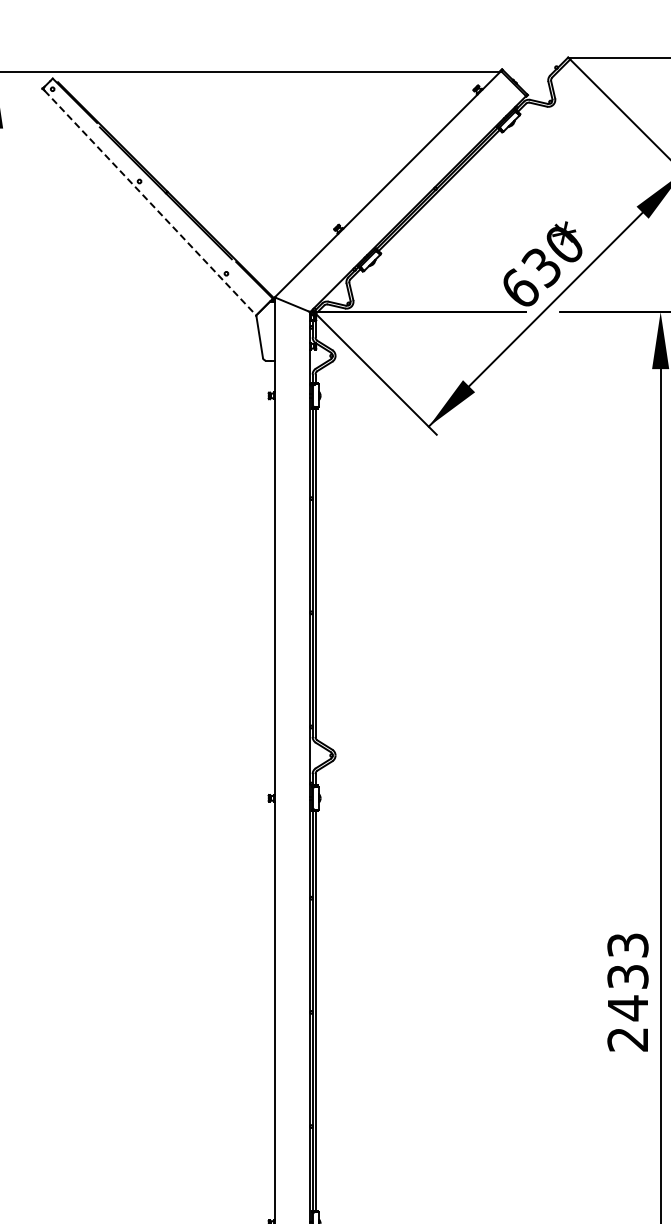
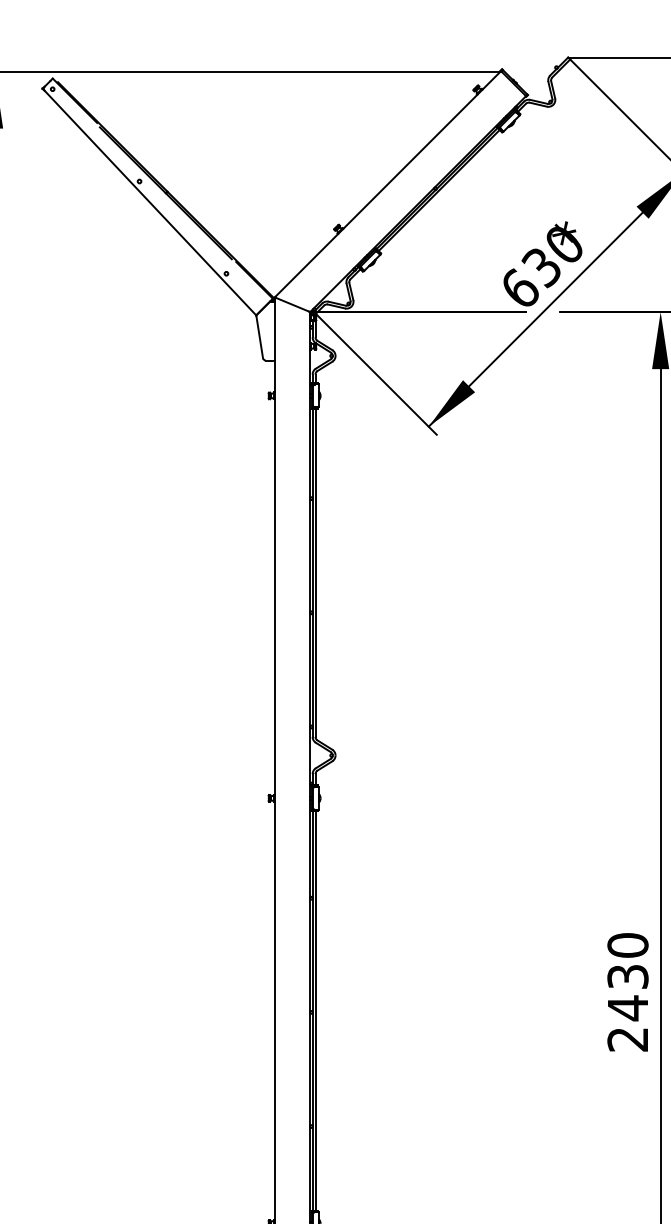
line: dashed -> solid (150, 203)
text: 2433 -> 2430 (627, 945)
